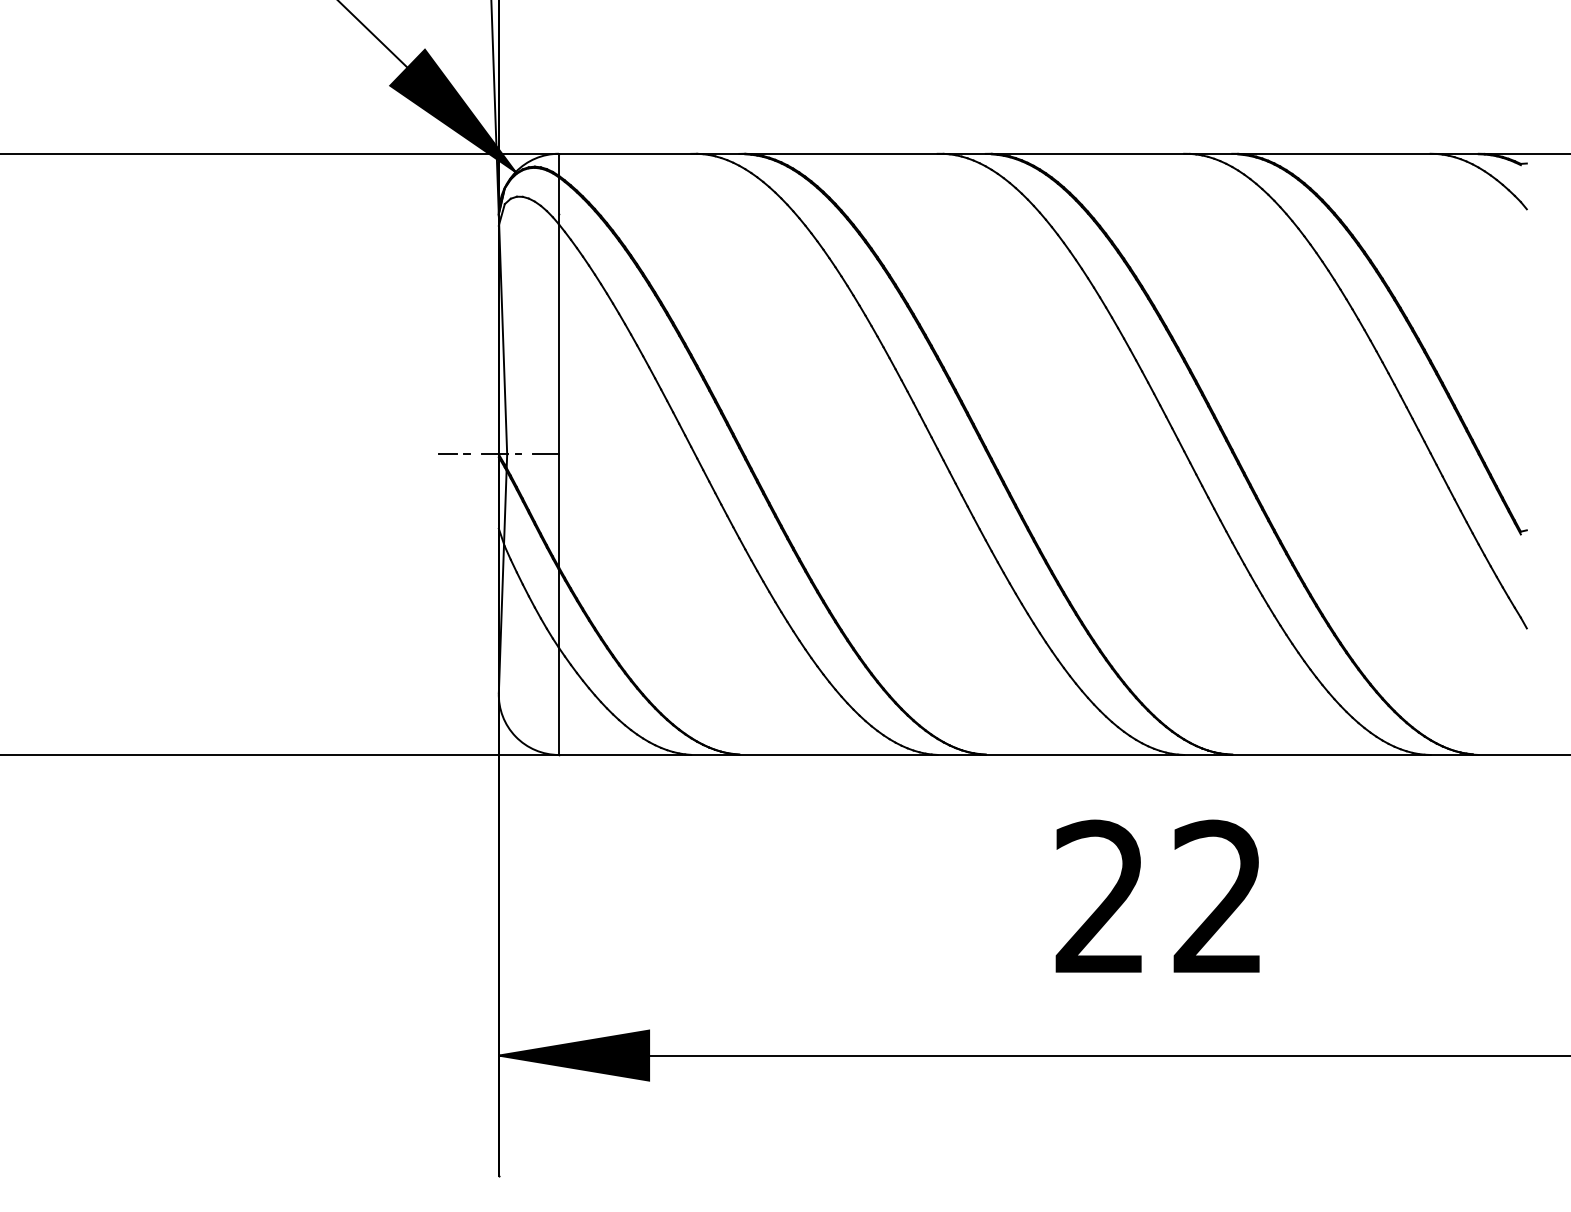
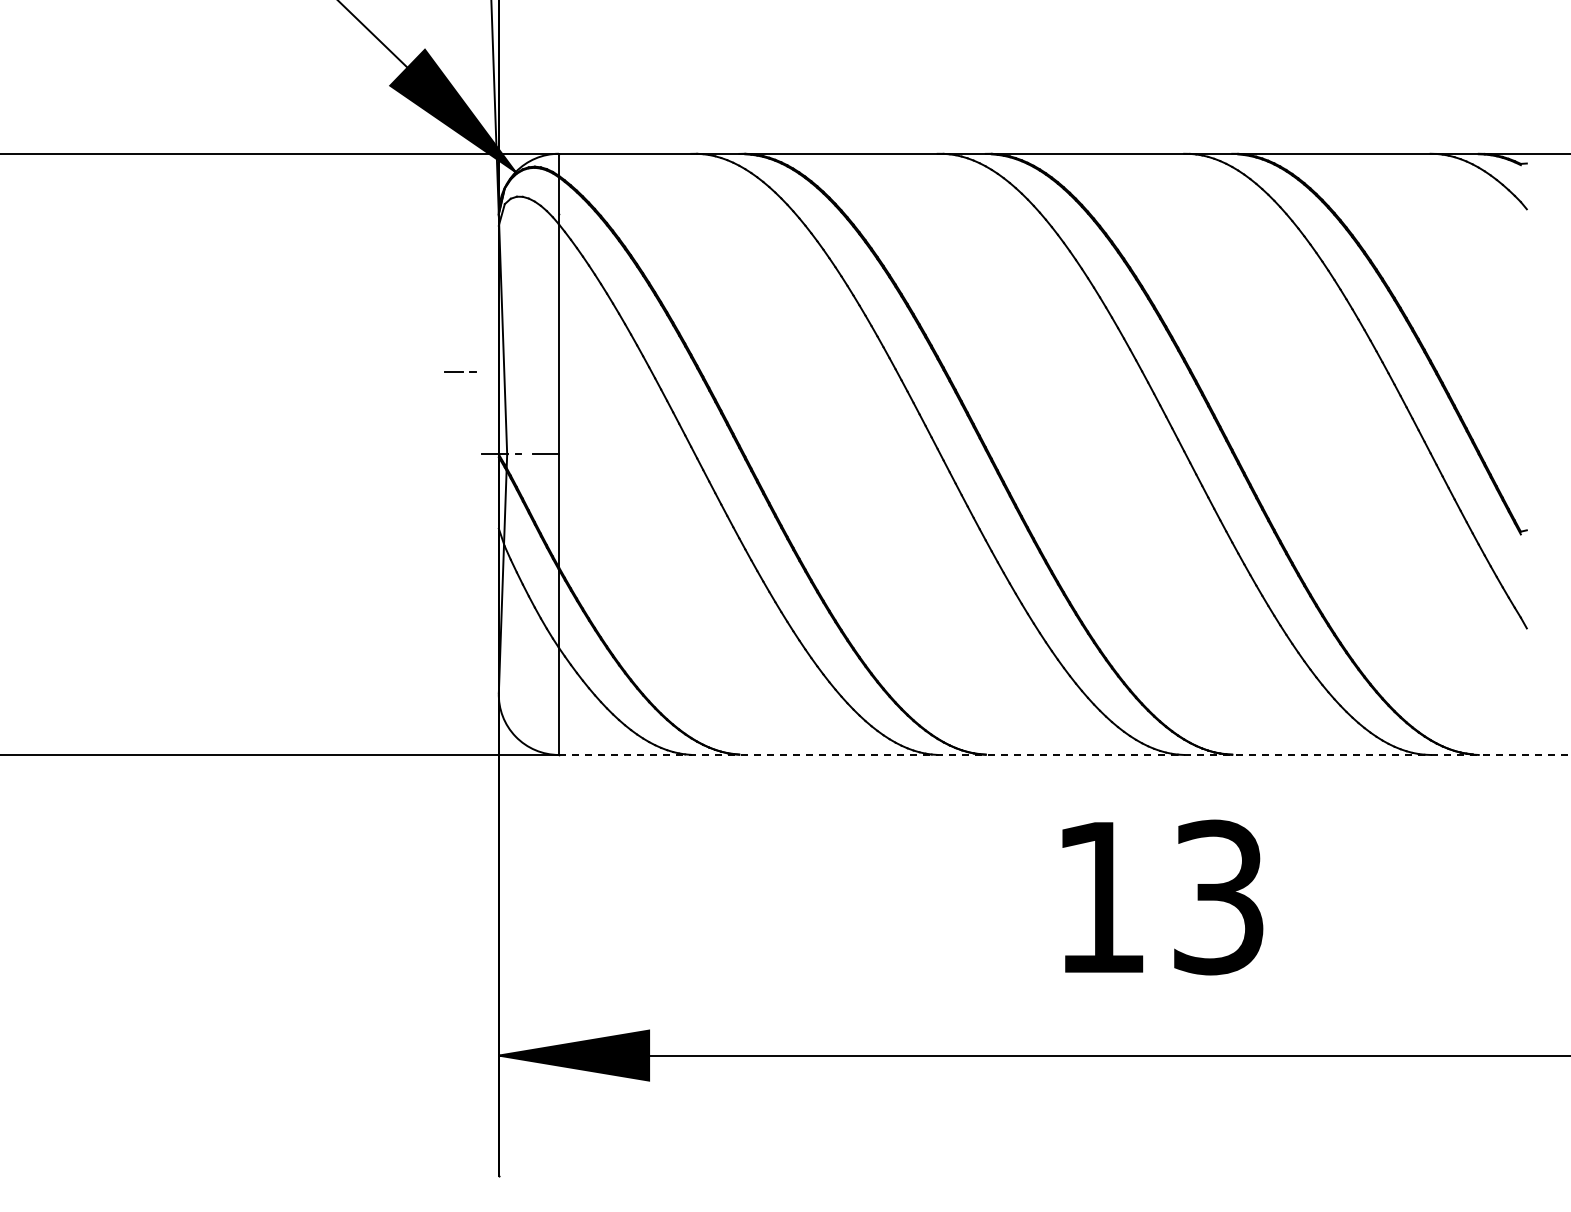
line position: (454, 453) -> (460, 371) (460, 371)
line: solid -> dashed (1064, 754)
text: 22 -> 13 (1159, 897)
